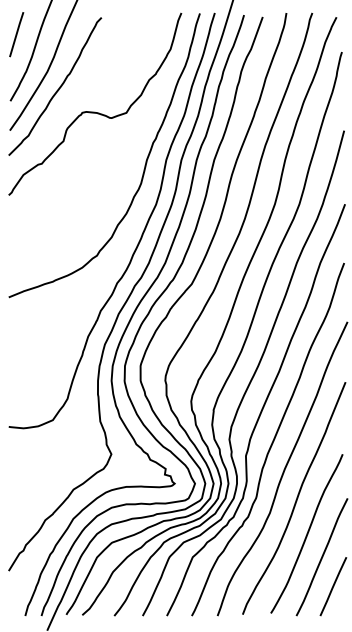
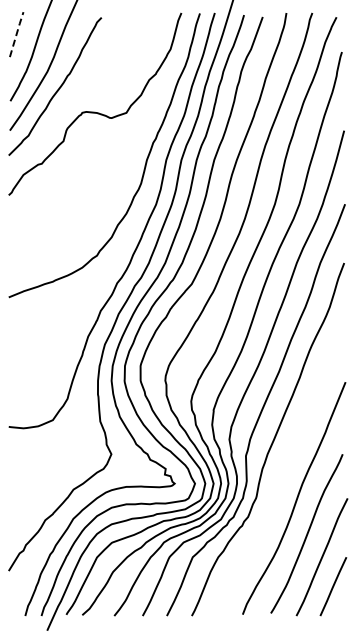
line: solid -> dashed (16, 33)
curve: present -> none (283, 469)
